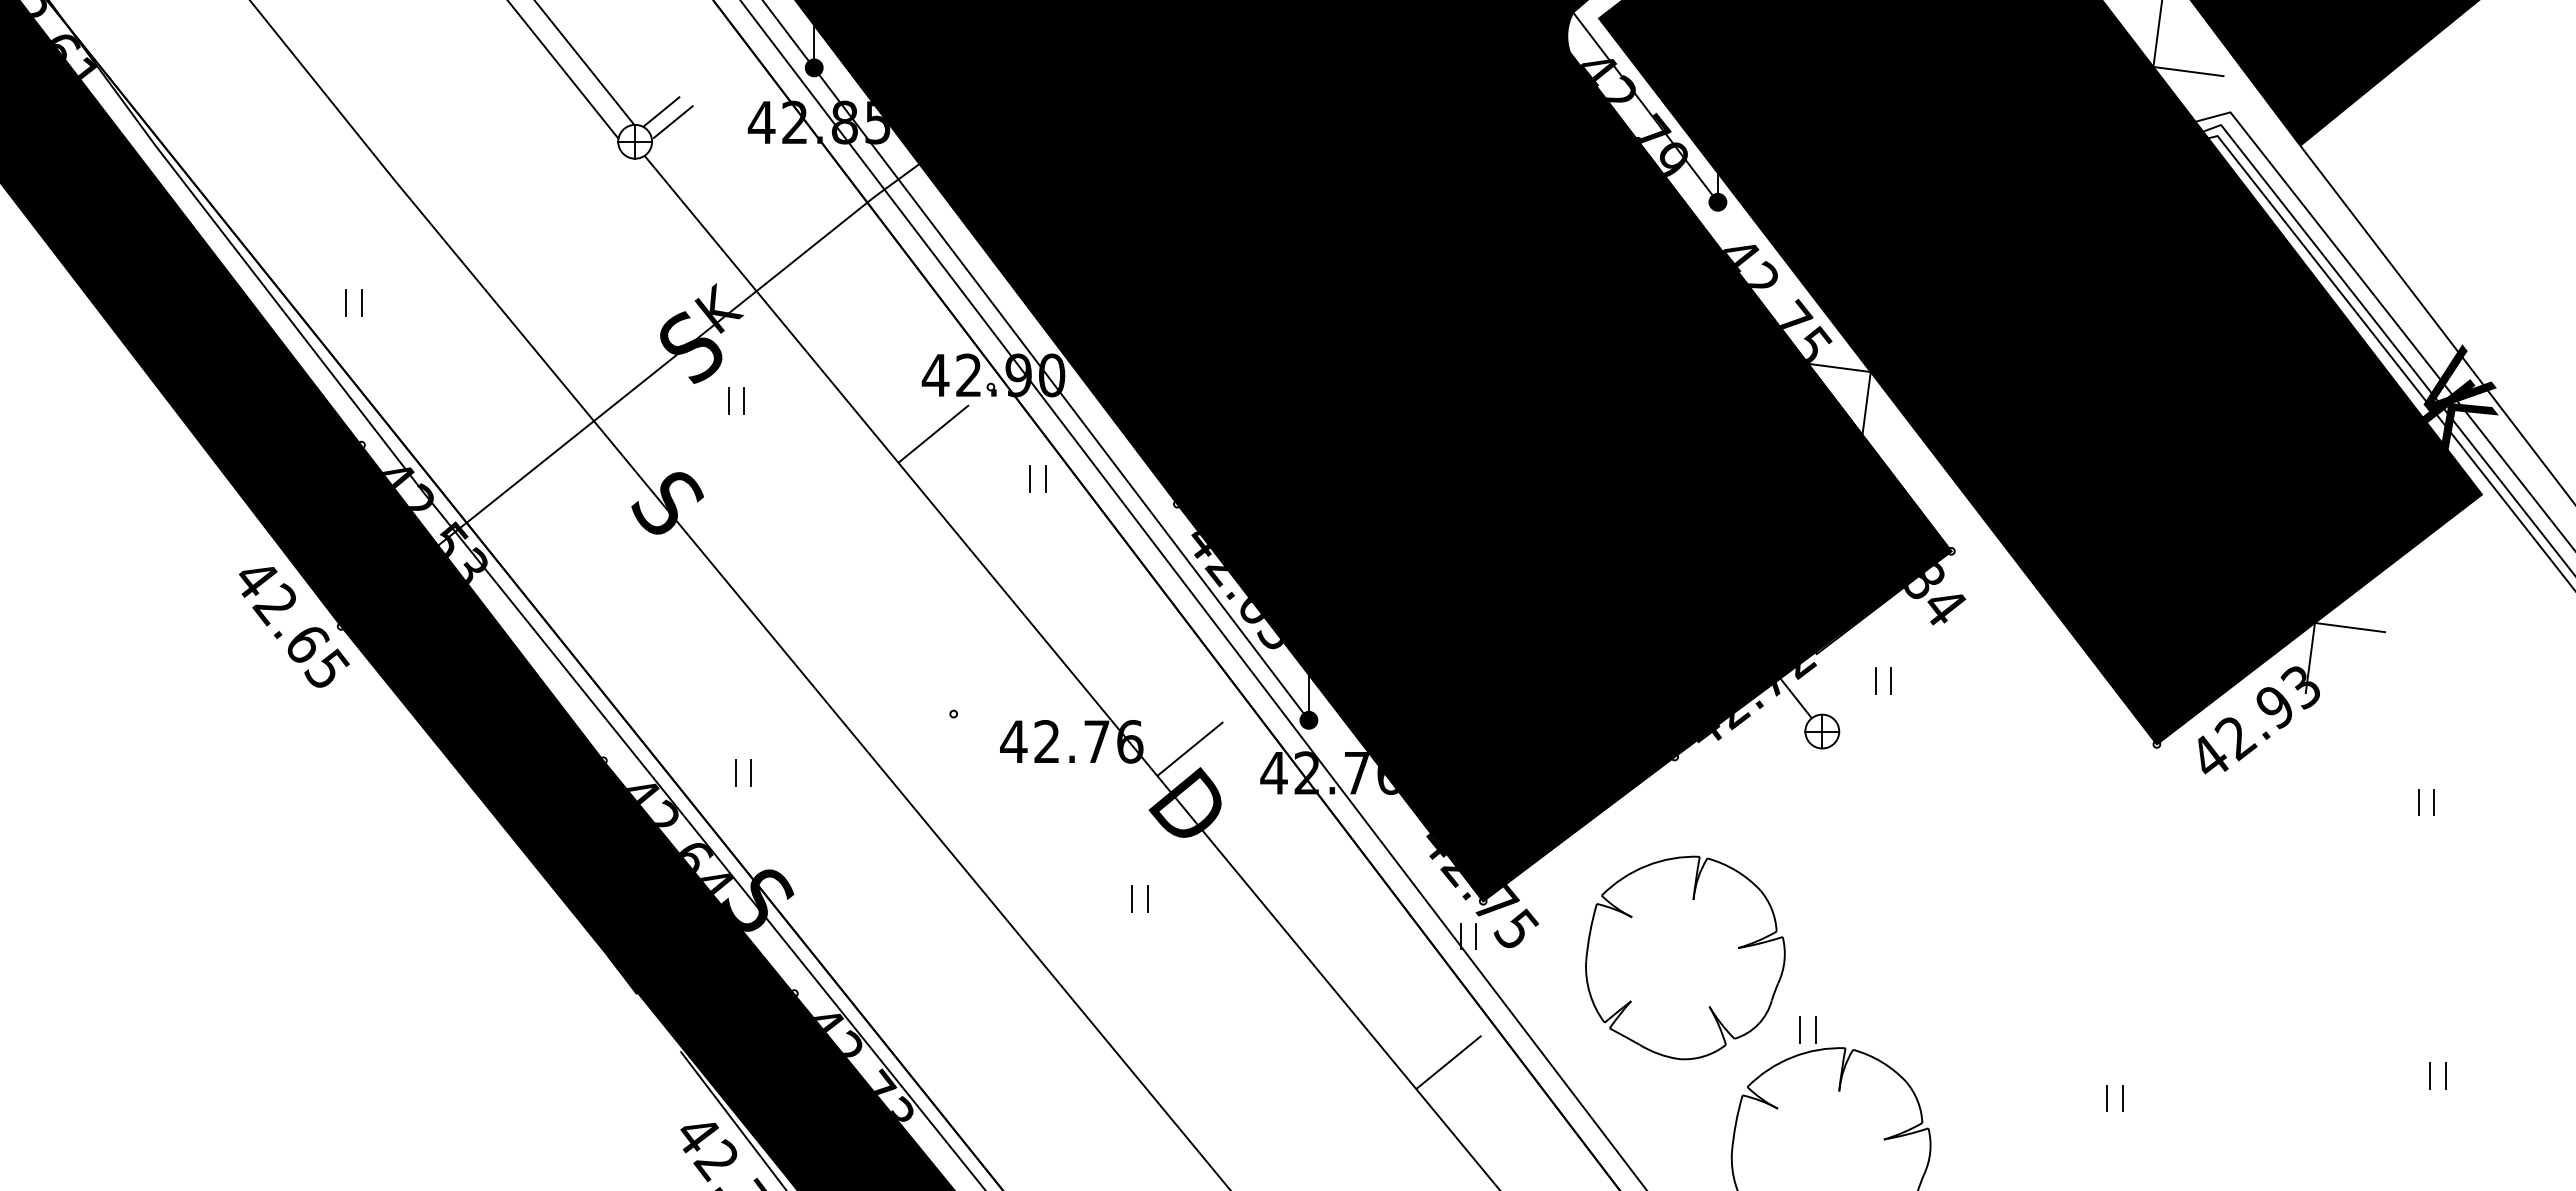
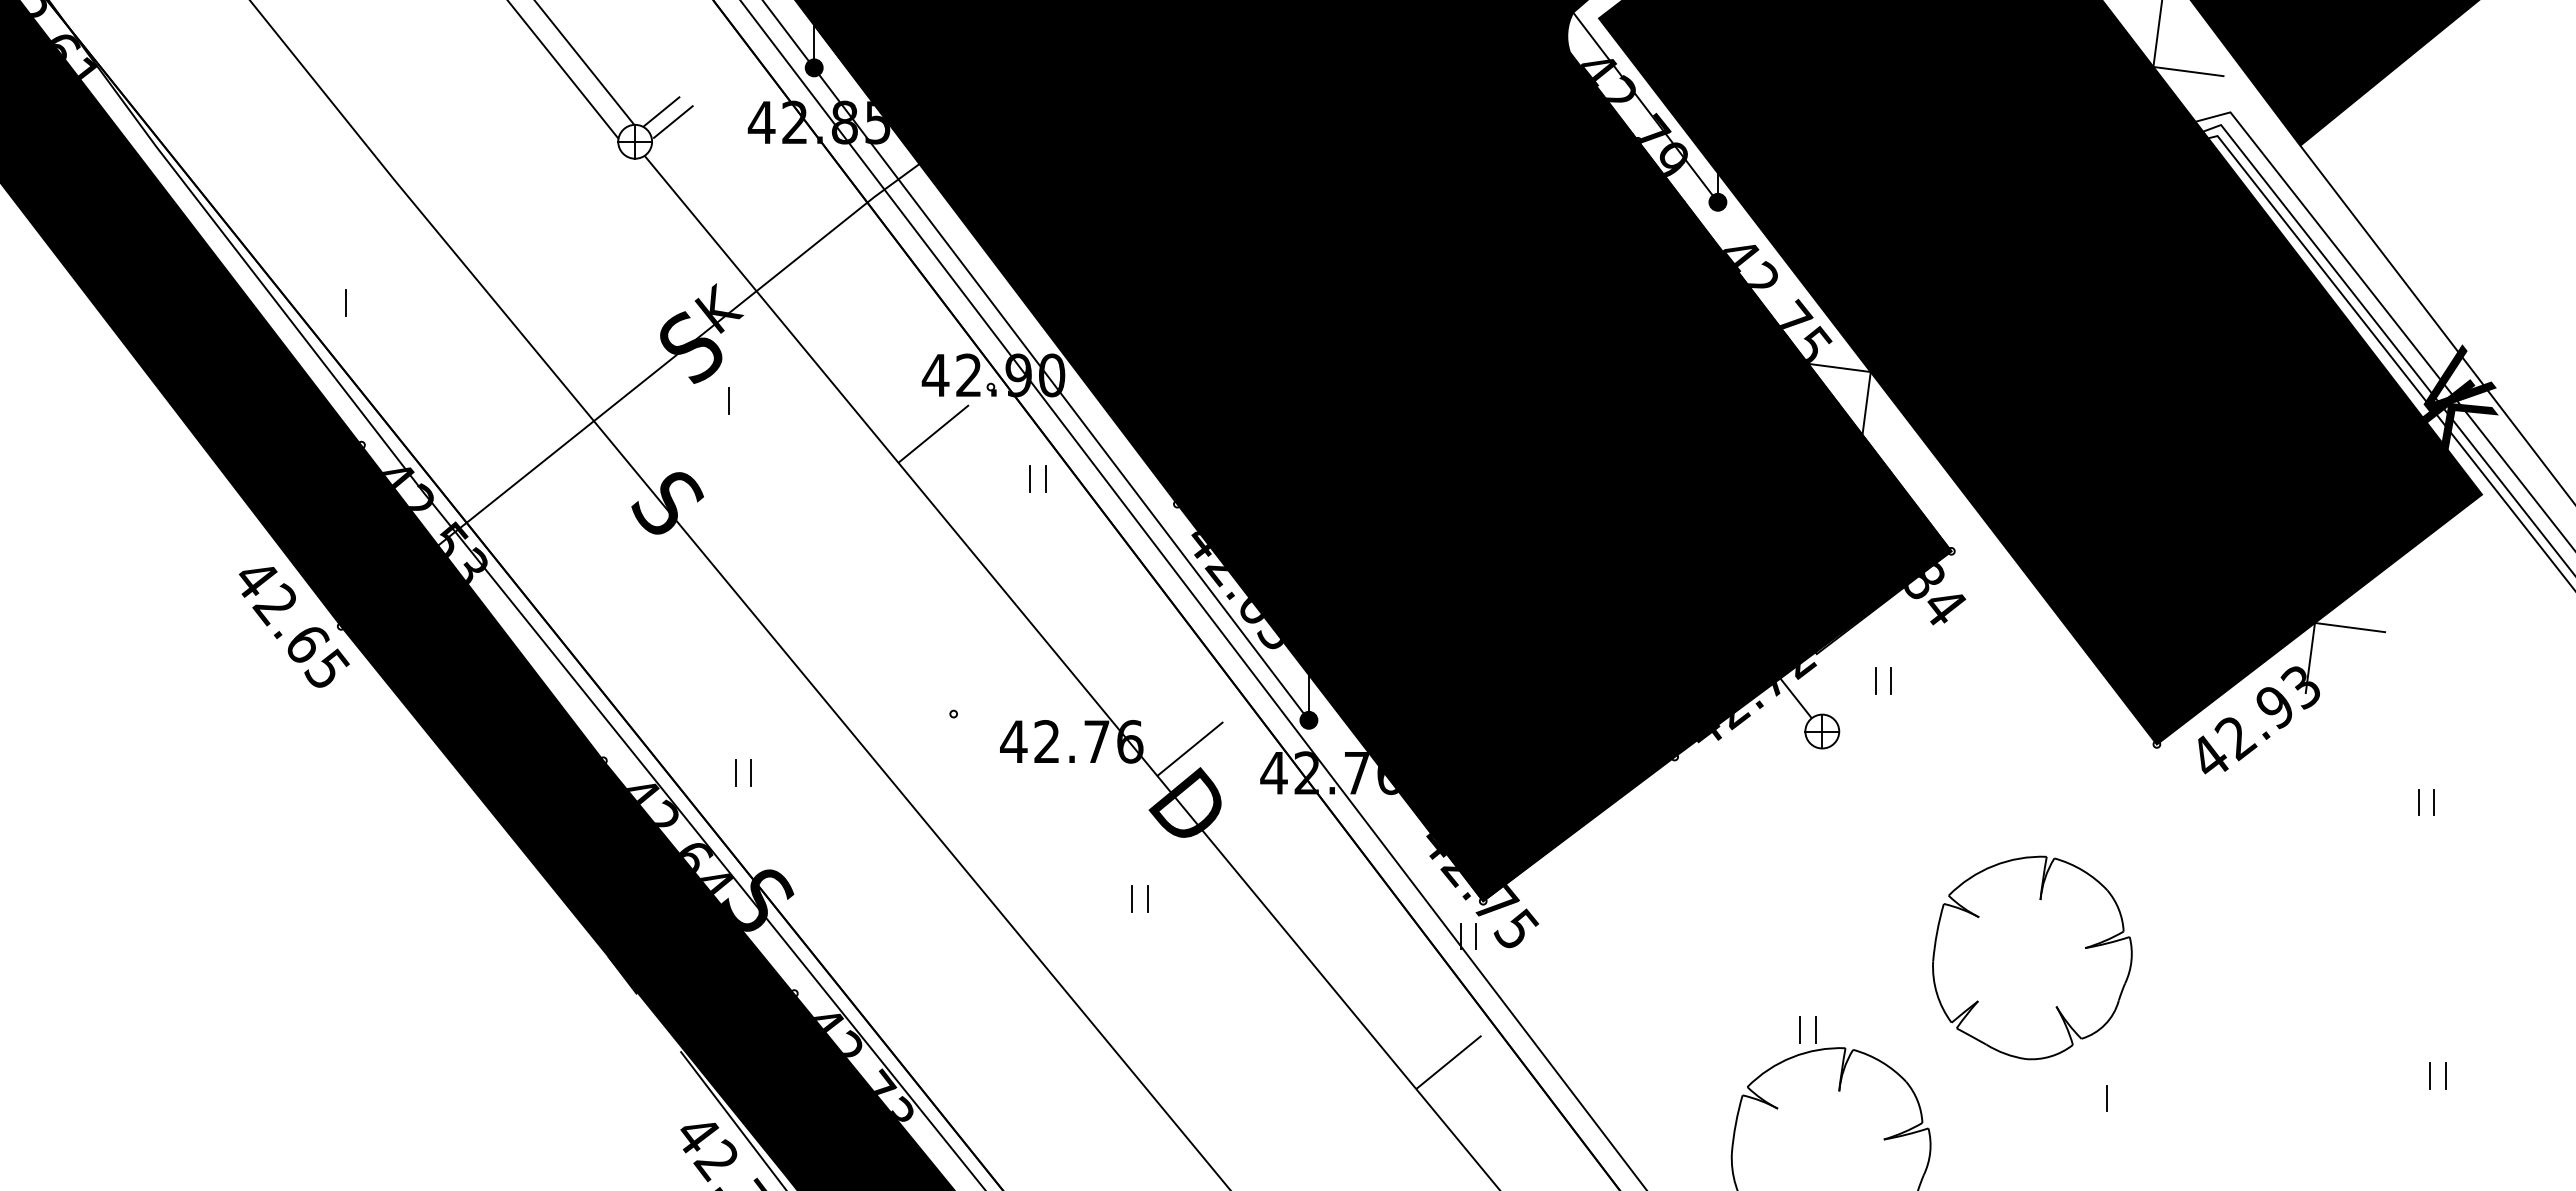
line: present -> none (361, 302)
line: present -> none (744, 400)
part position: (1685, 957) -> (2032, 957) (2032, 957)
line: present -> none (2122, 1098)
